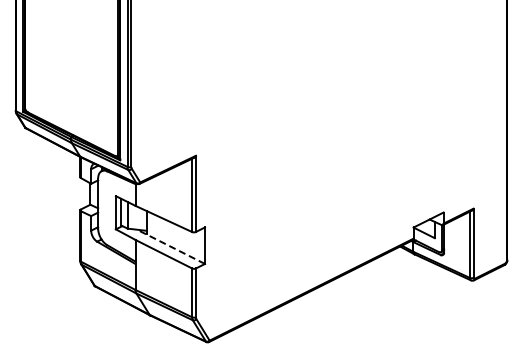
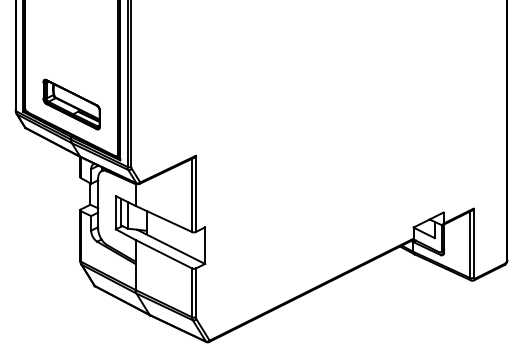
part: none -> present (71, 104)
line: dashed -> solid (170, 246)
